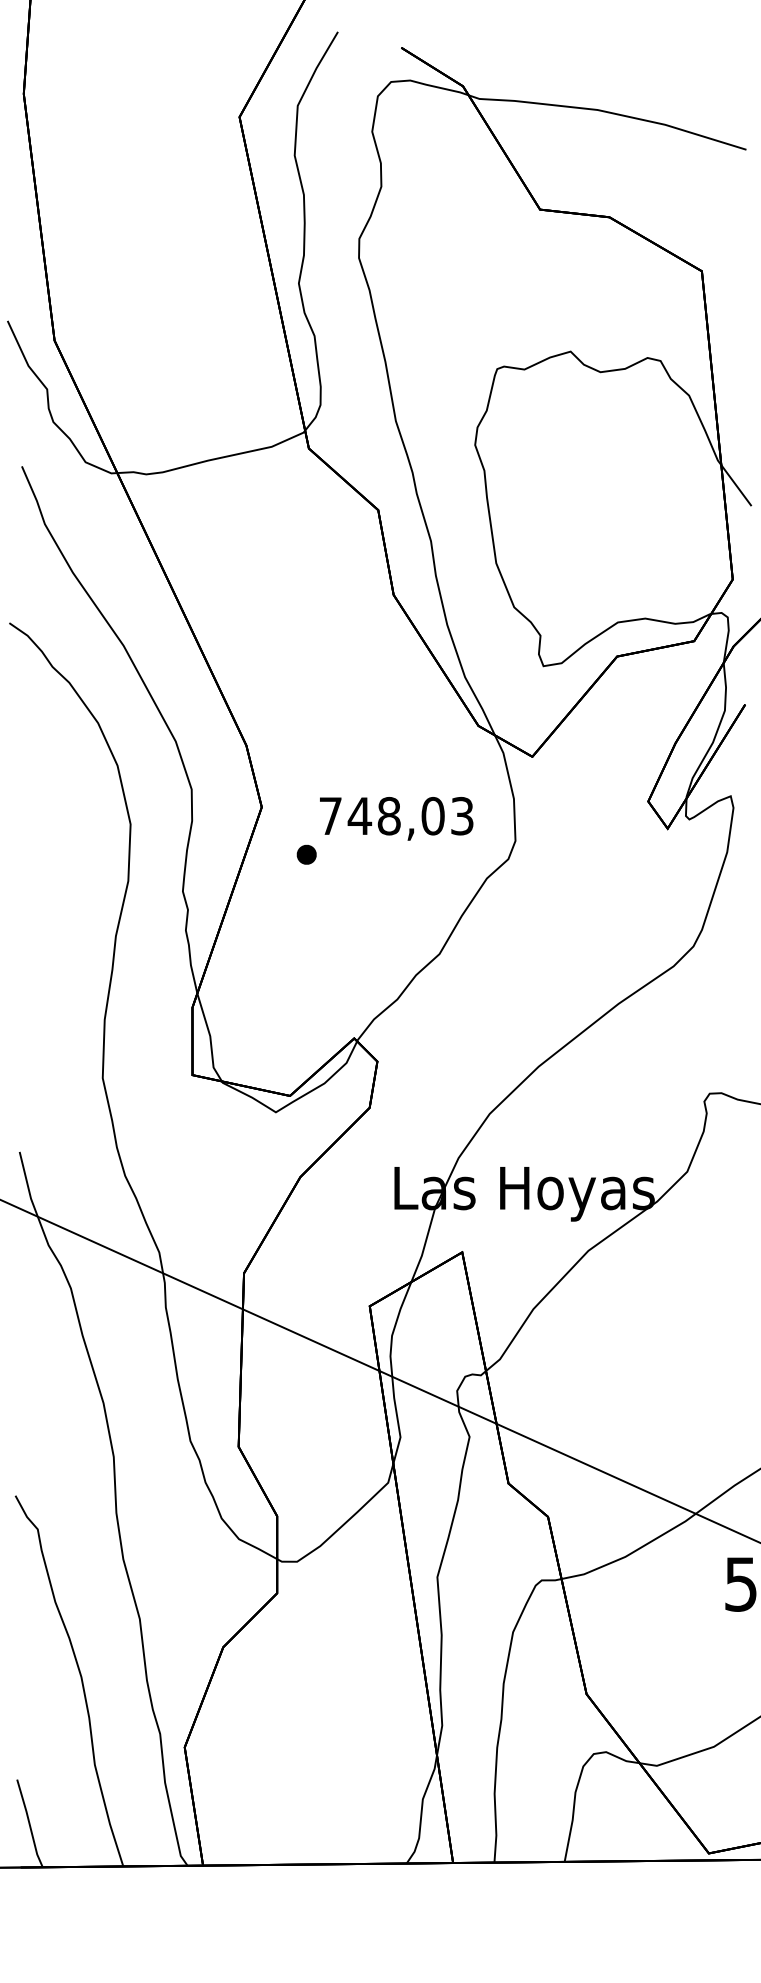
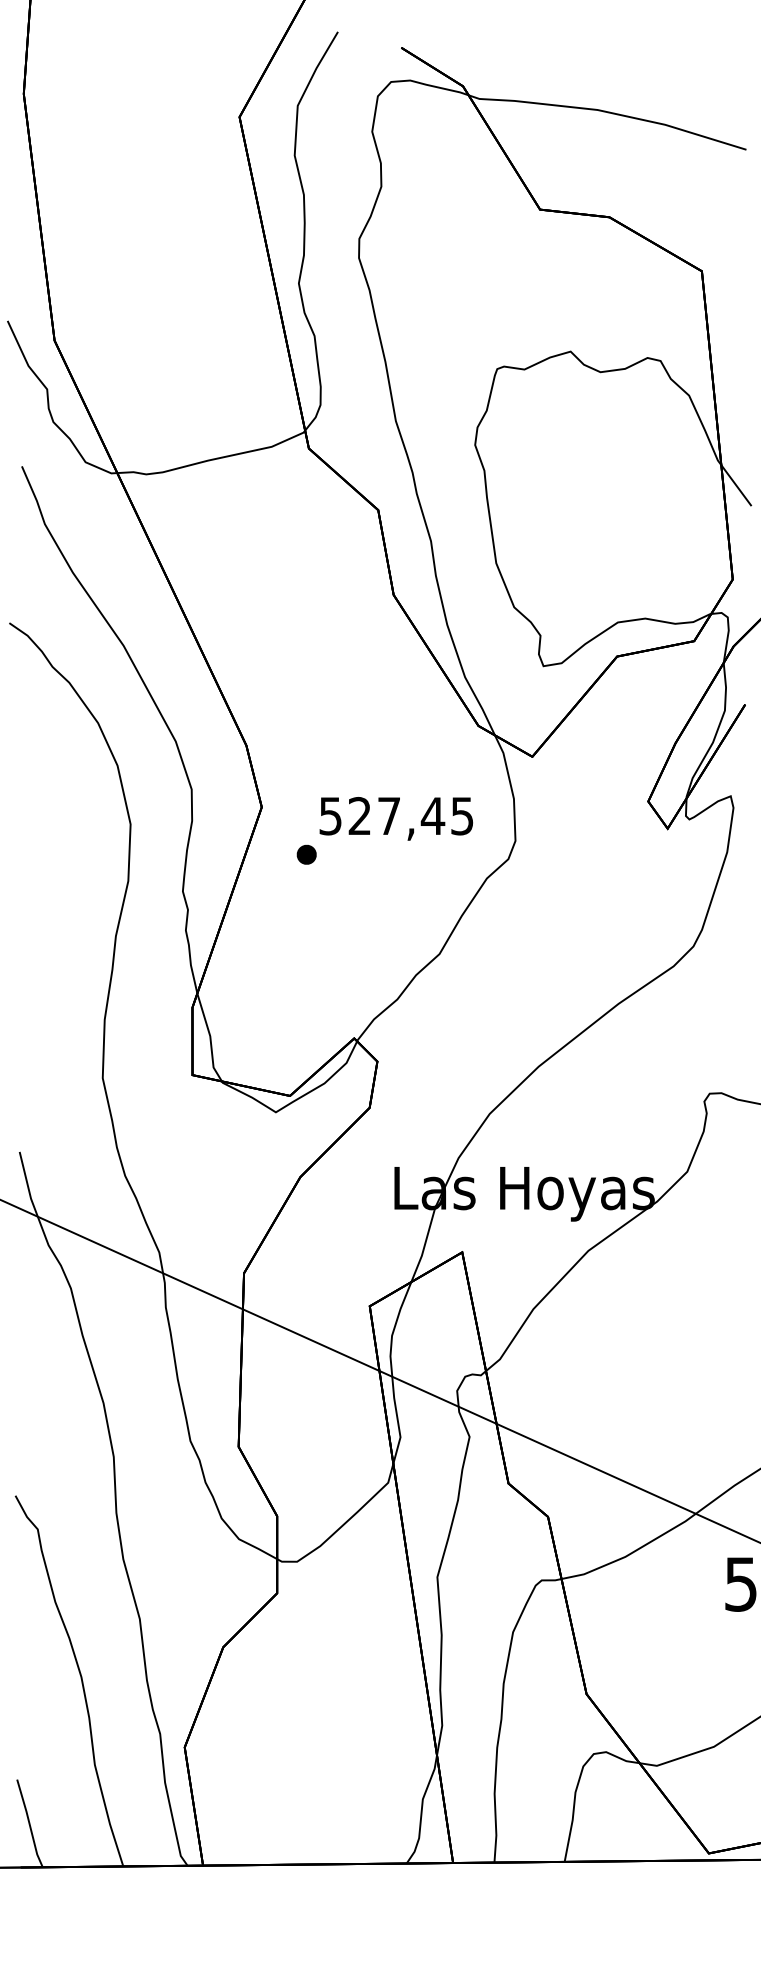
text: 748,03 -> 527,45 (396, 815)
